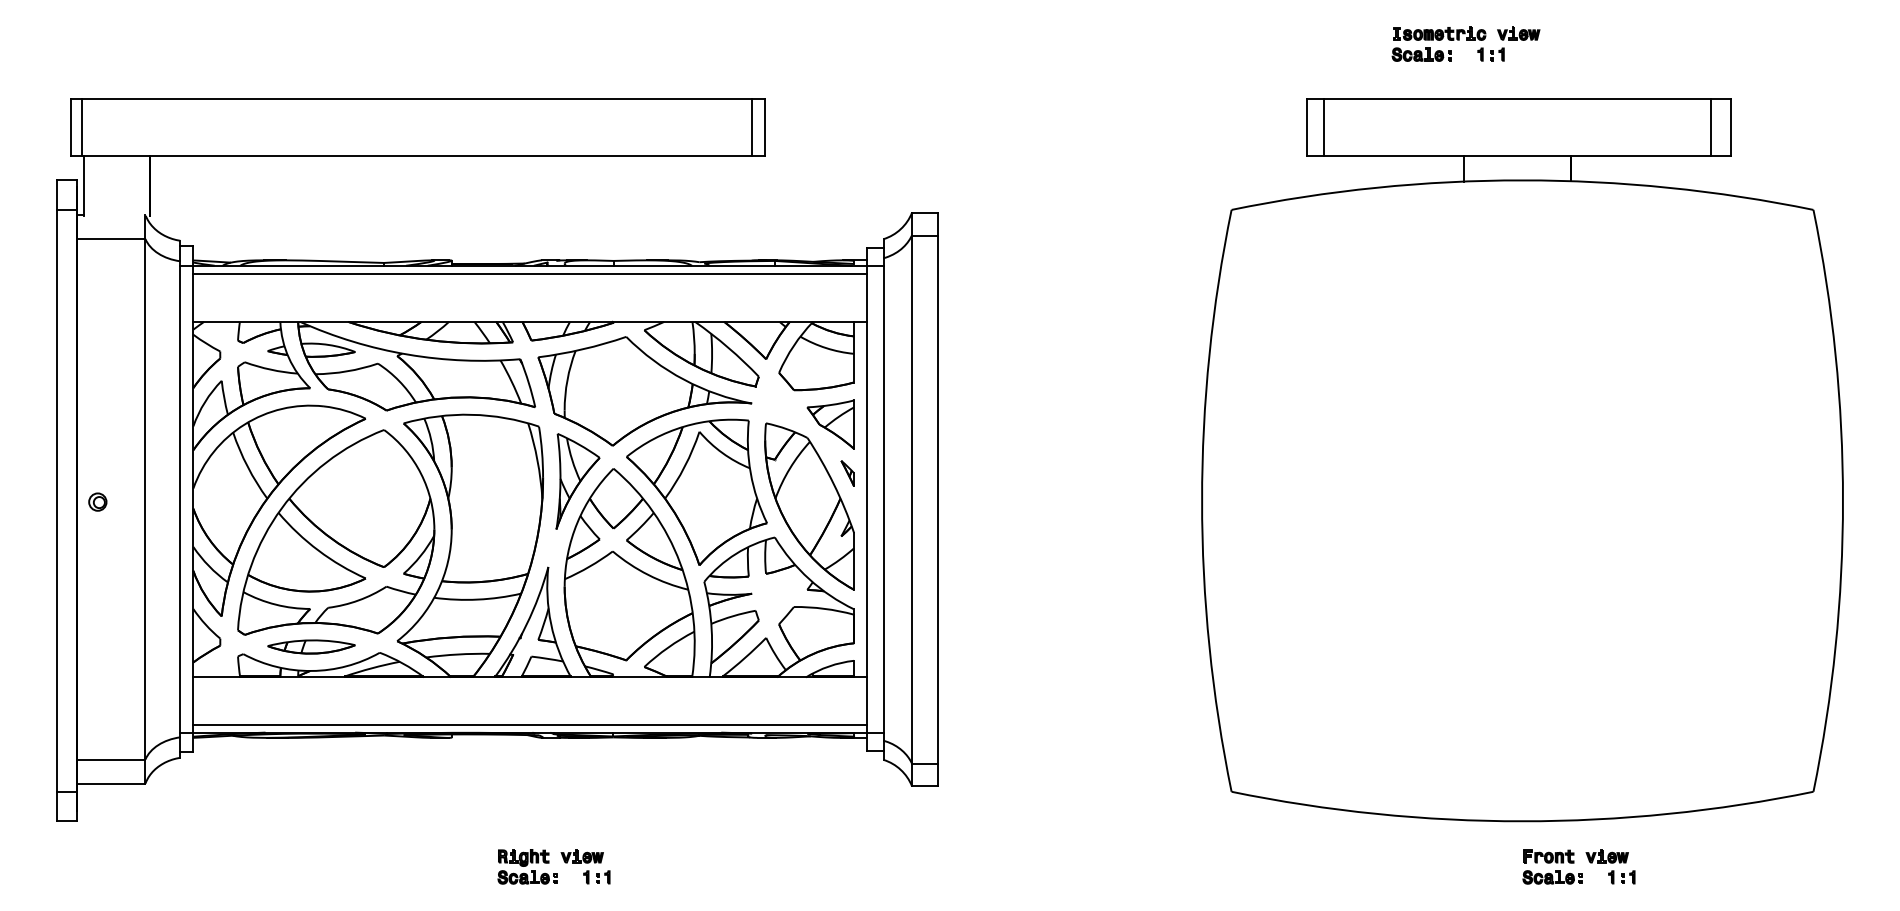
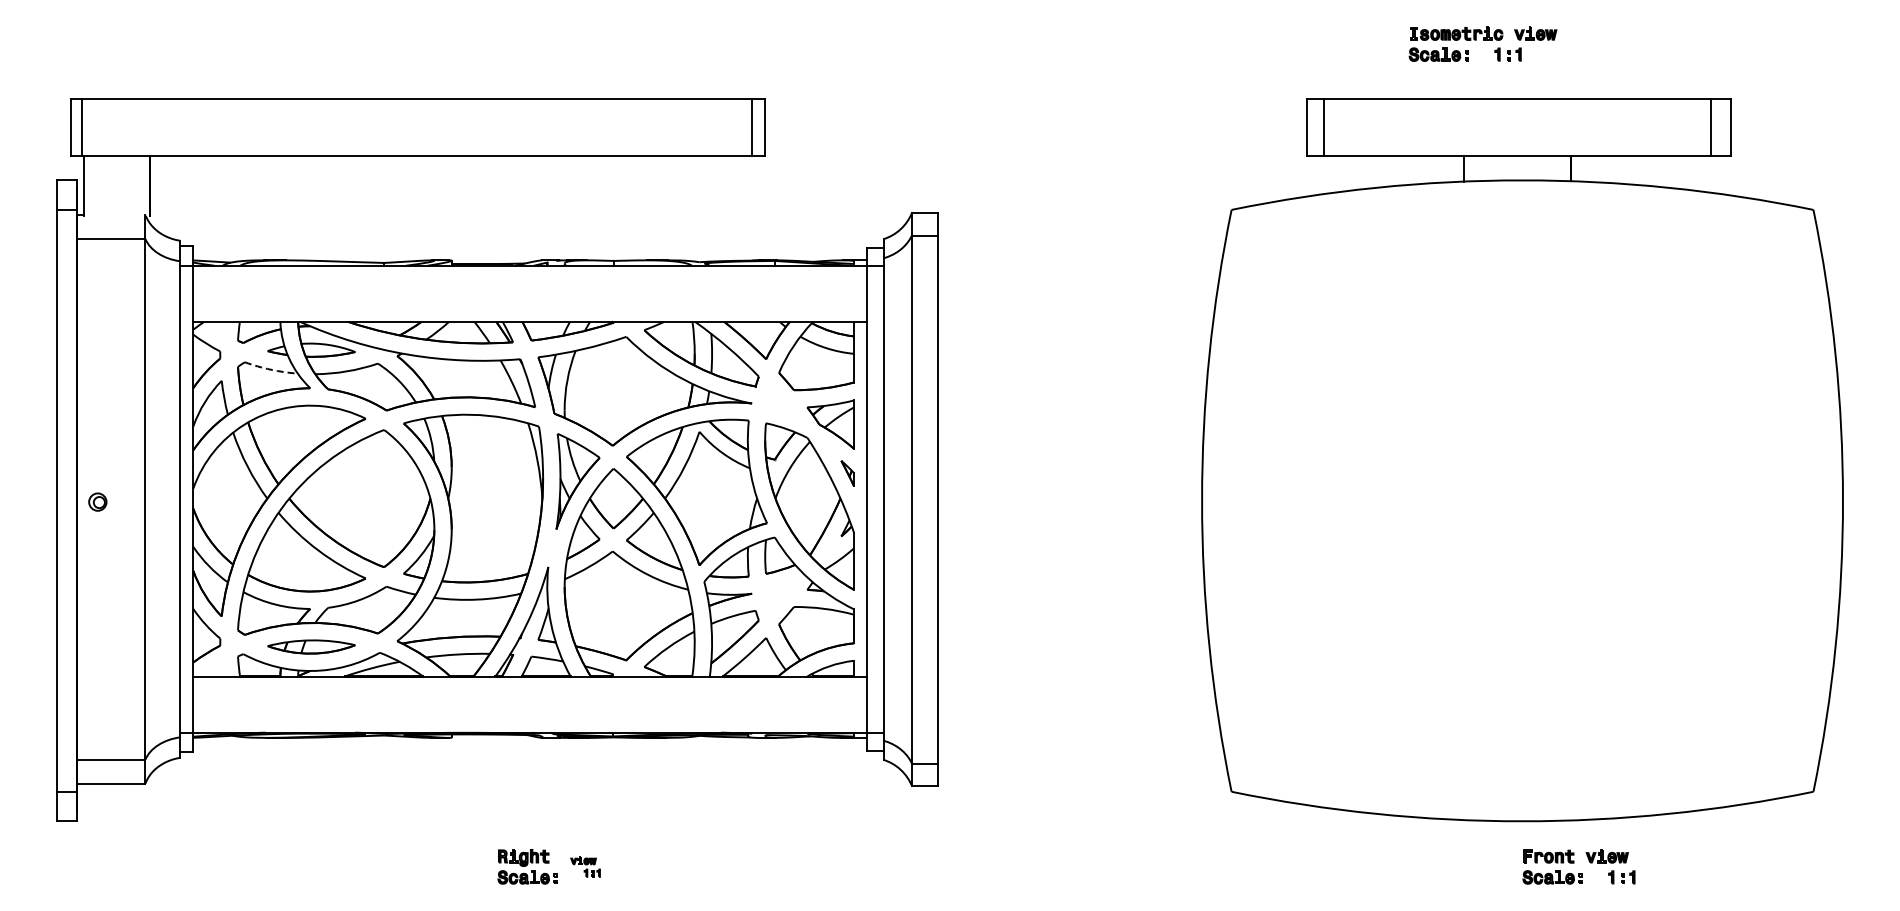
part position: (1465, 43) -> (1482, 43) (1482, 43)
line: present -> none (529, 274)
arc: solid -> dashed (270, 369)
line: present -> none (529, 725)
part size: 51x36 px -> 31x22 px (585, 866)
